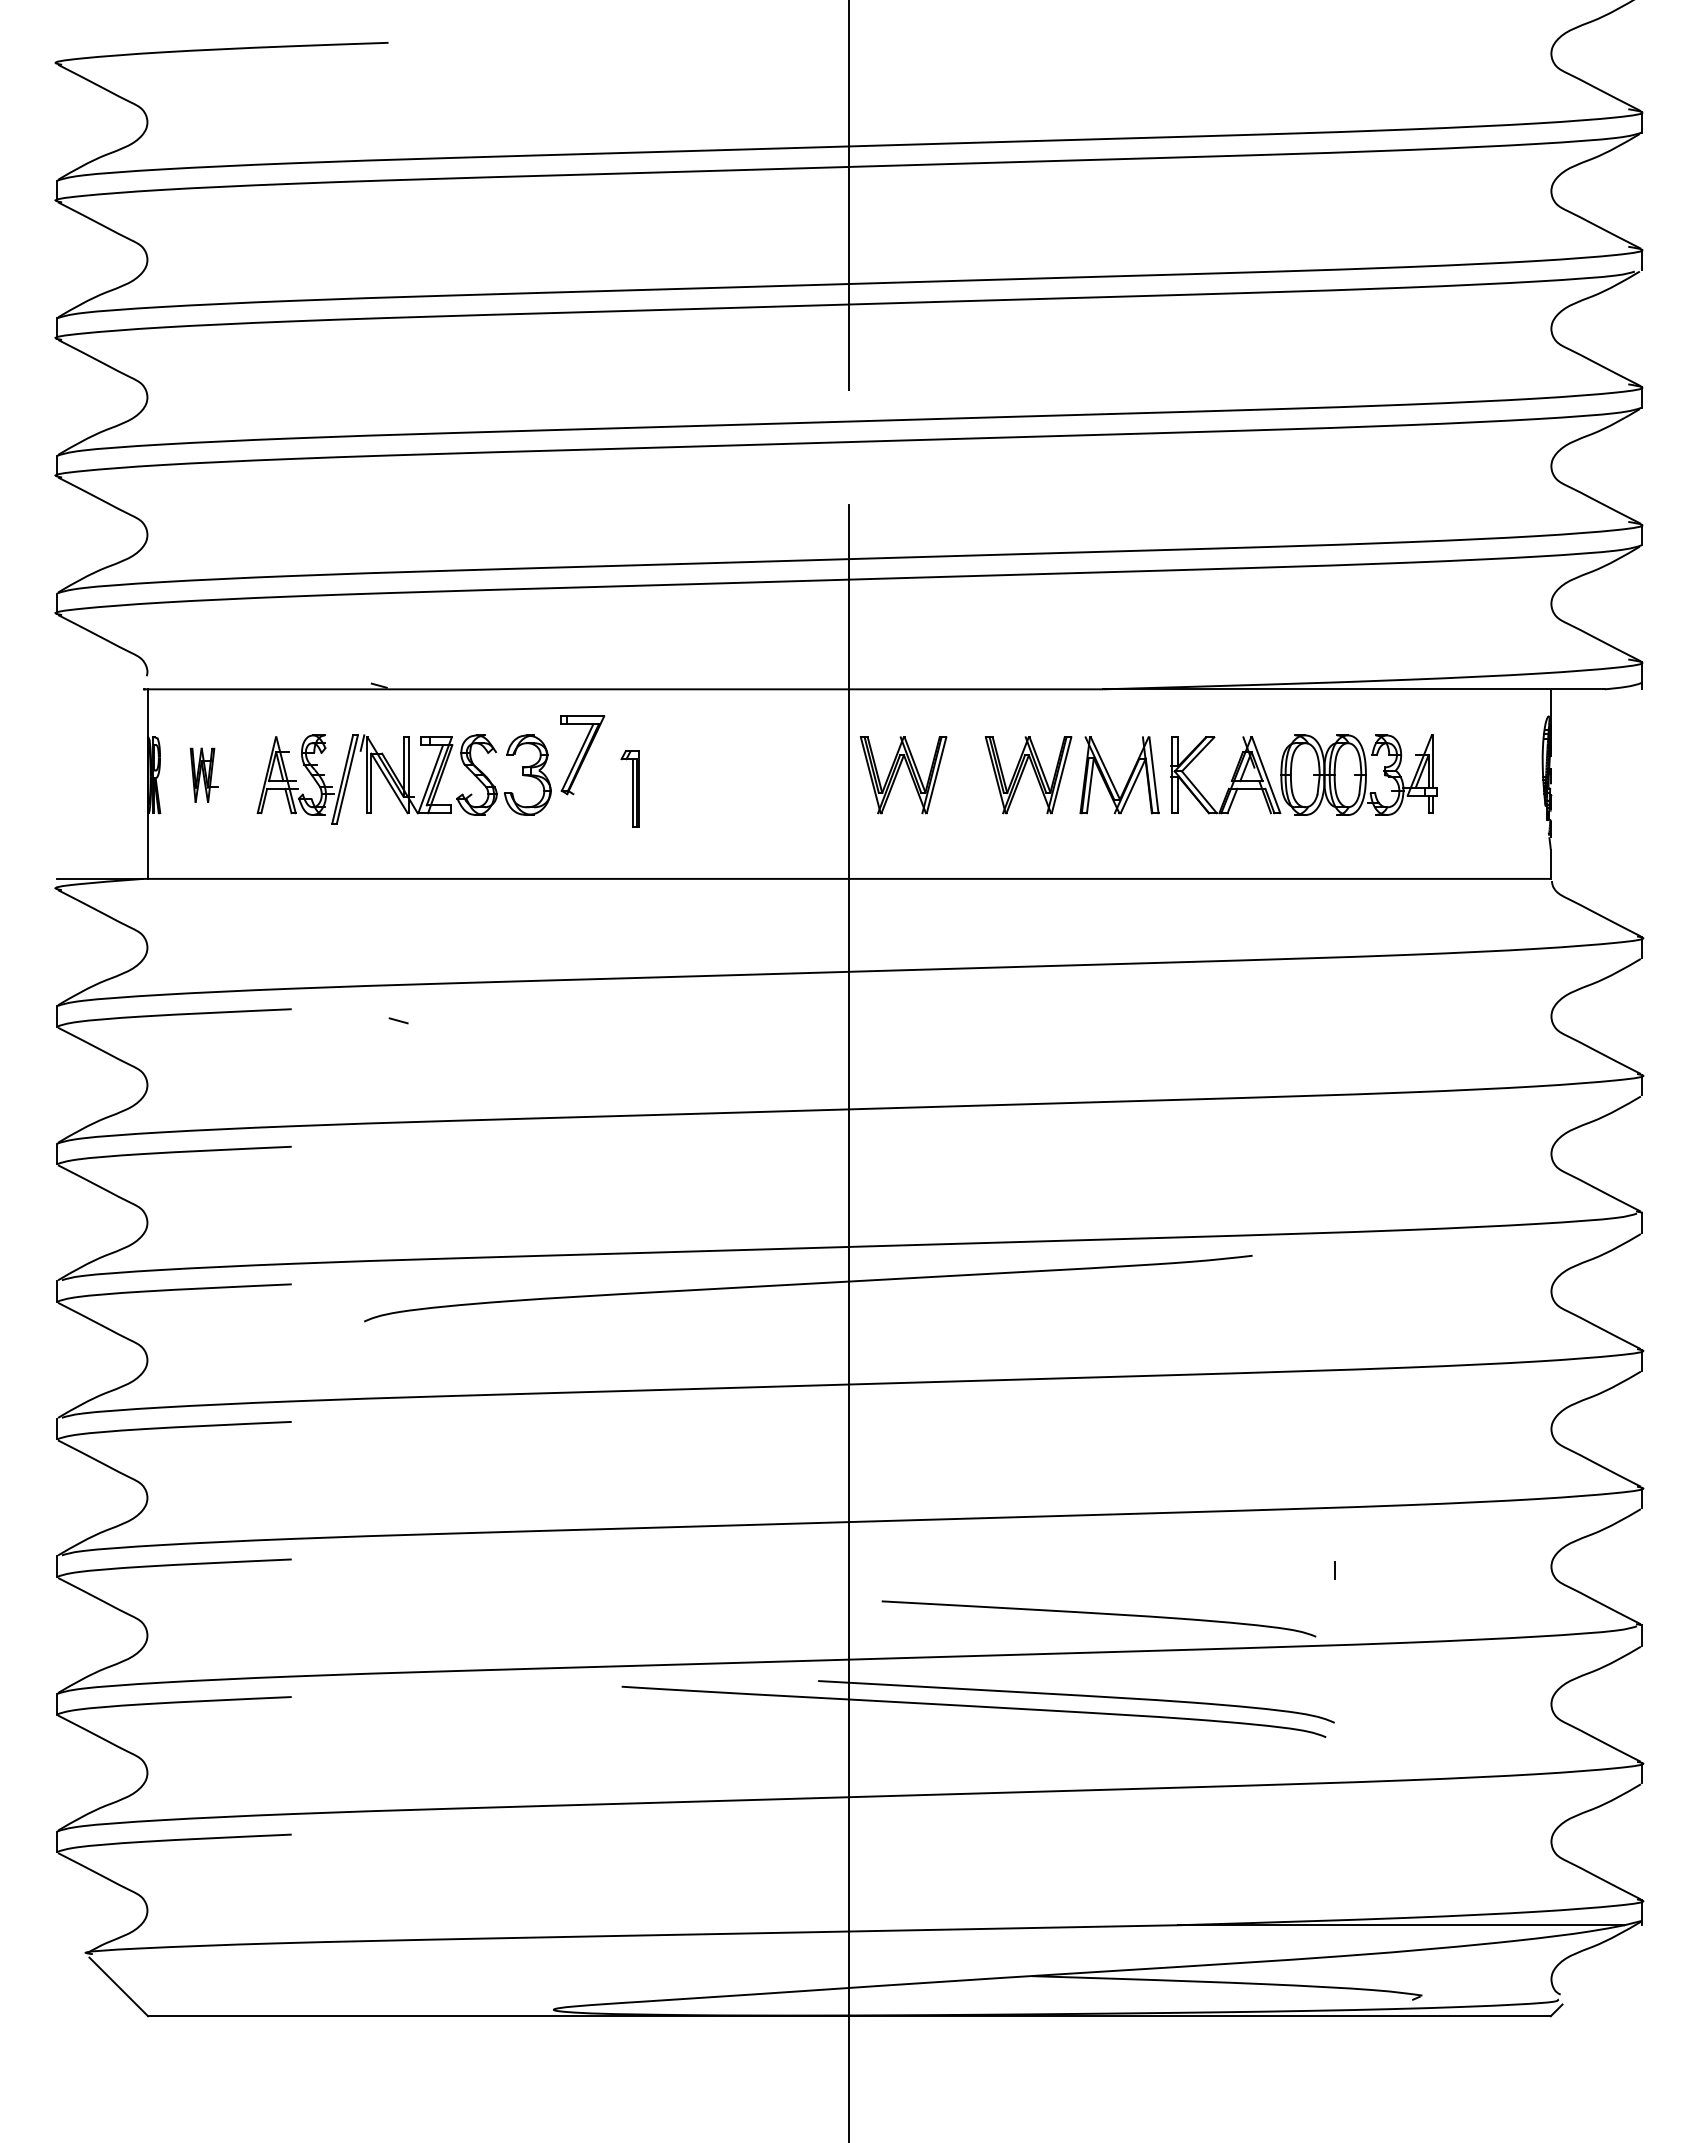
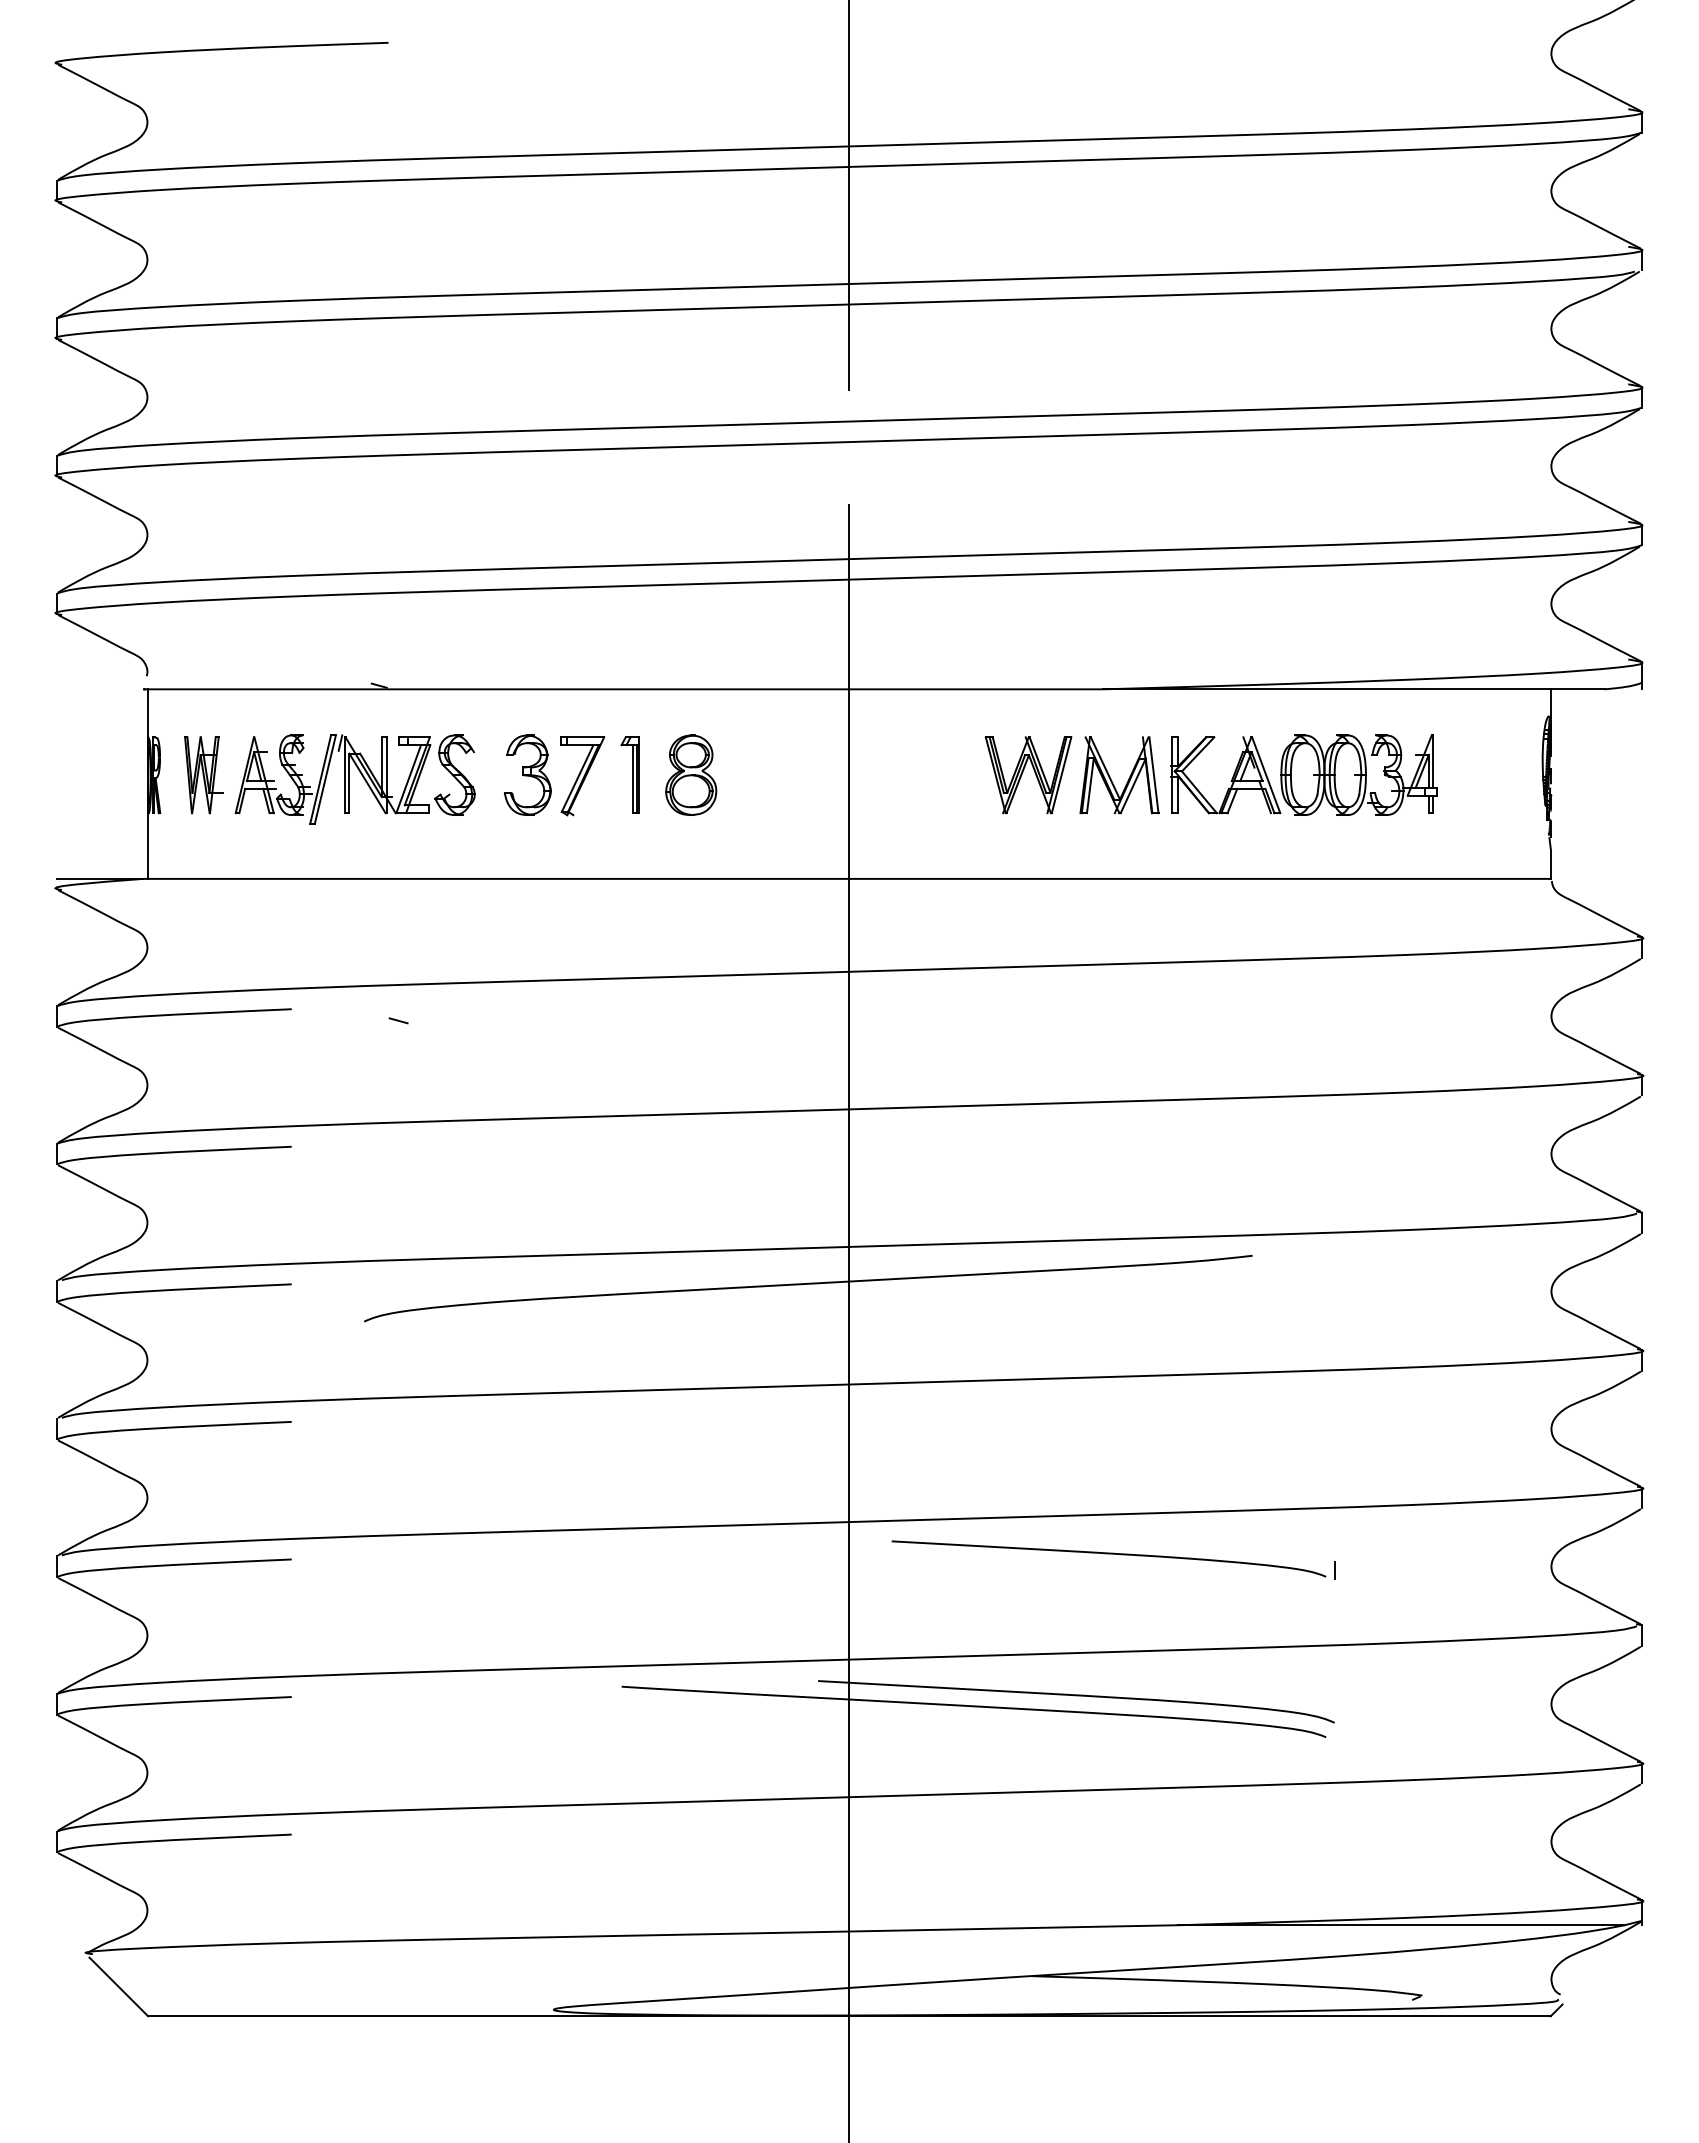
part position: (582, 755) -> (582, 776) (582, 776)
part size: 30x56 px -> 40x79 px (203, 775)
part: none -> present (691, 774)
part: present -> none (903, 775)
part position: (376, 779) -> (354, 779) (354, 779)
part position: (629, 788) -> (629, 774) (629, 774)
curve position: (1098, 1614) -> (1108, 1554) (1108, 1554)
